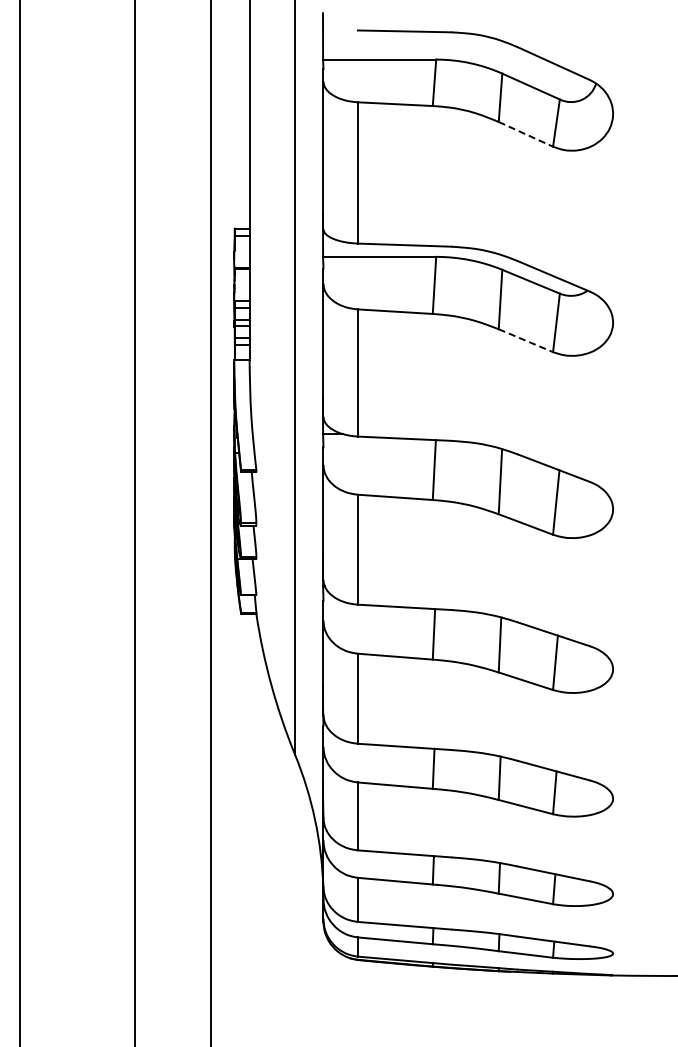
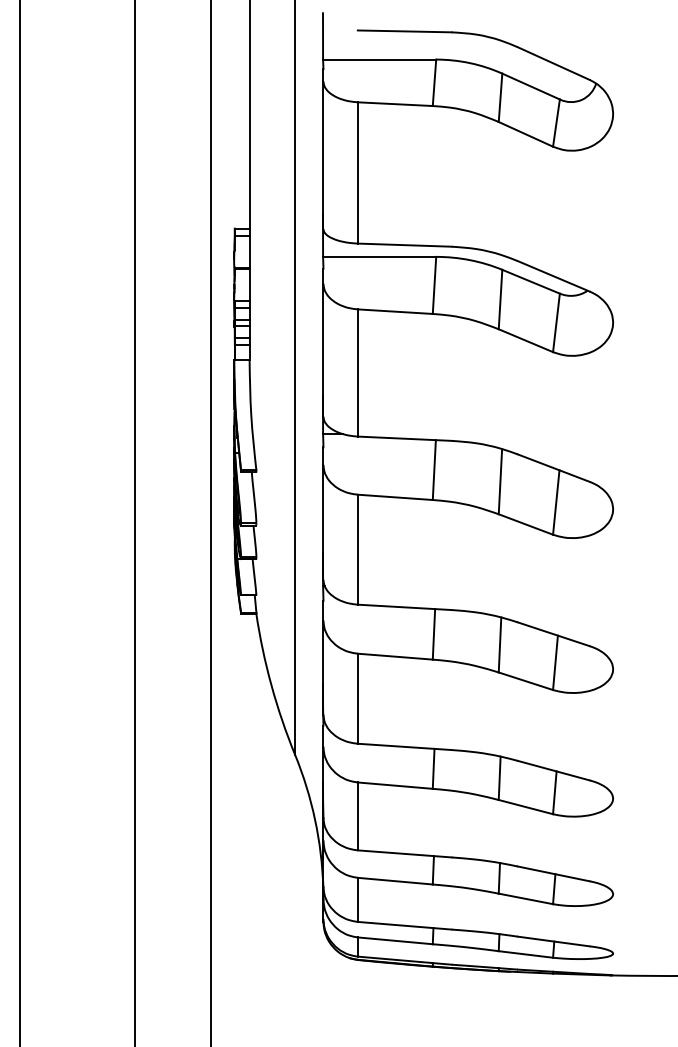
line: dashed -> solid (525, 134)
line: dashed -> solid (526, 340)
